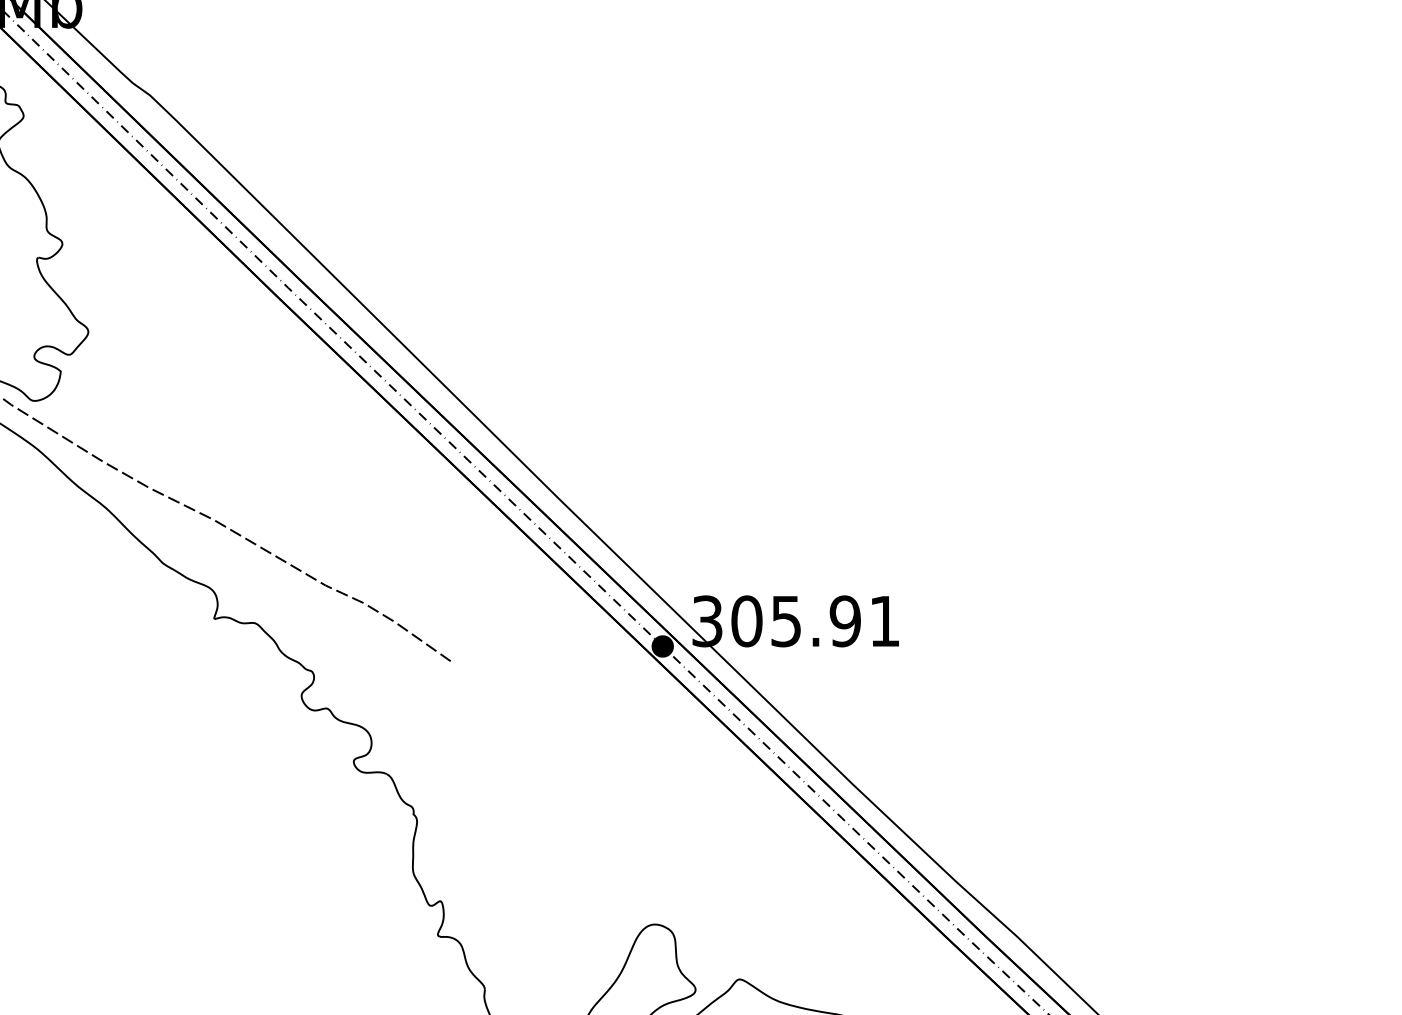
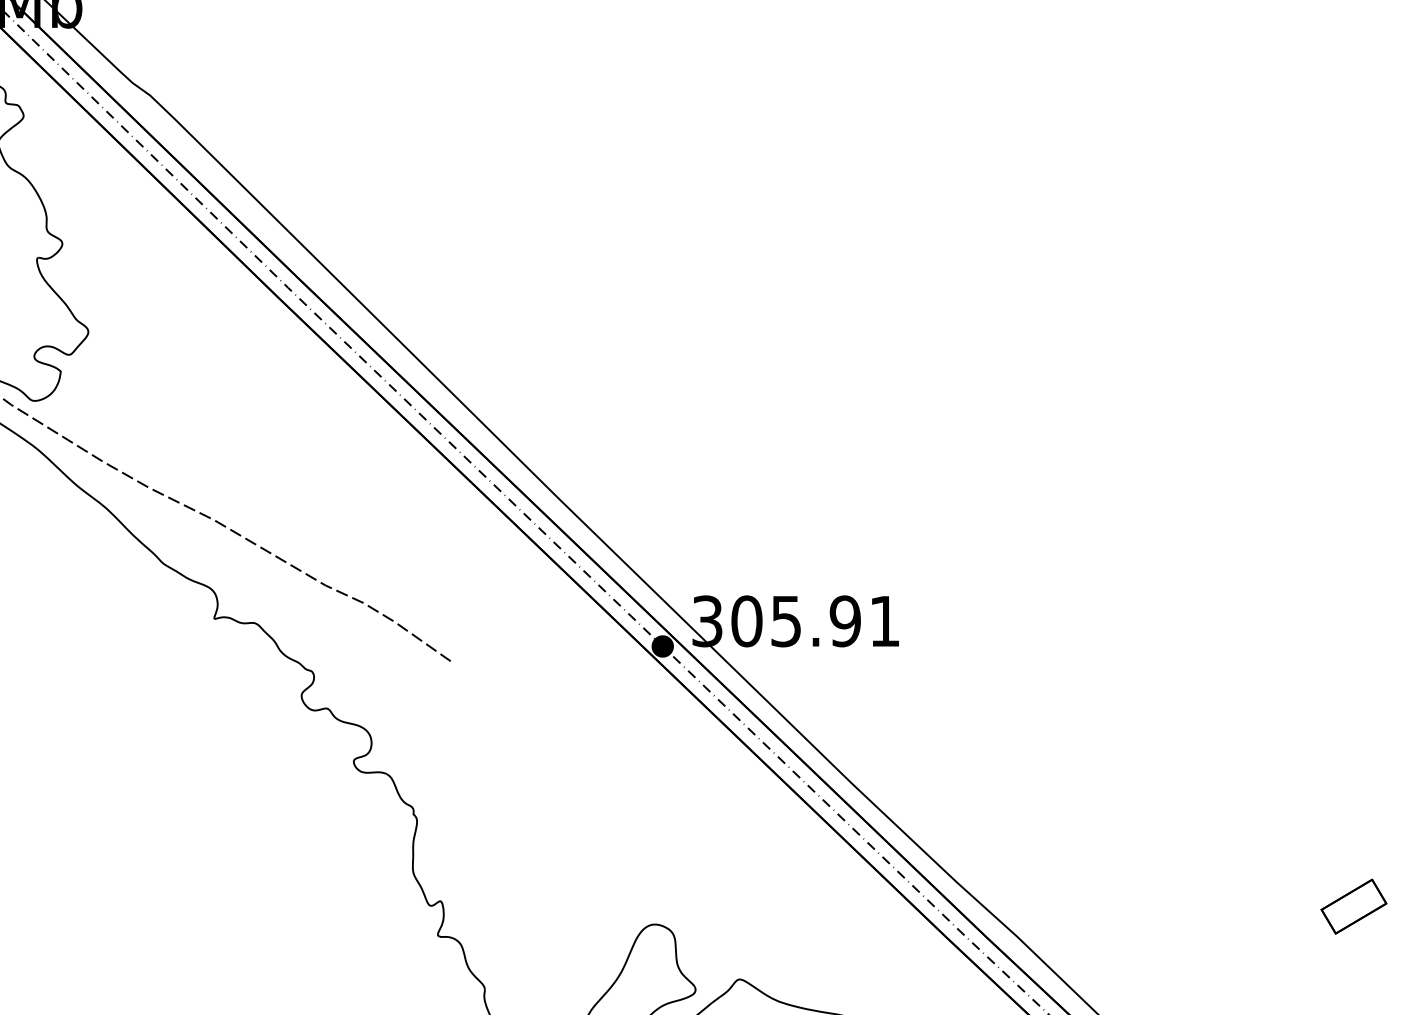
part: none -> present (1353, 906)
